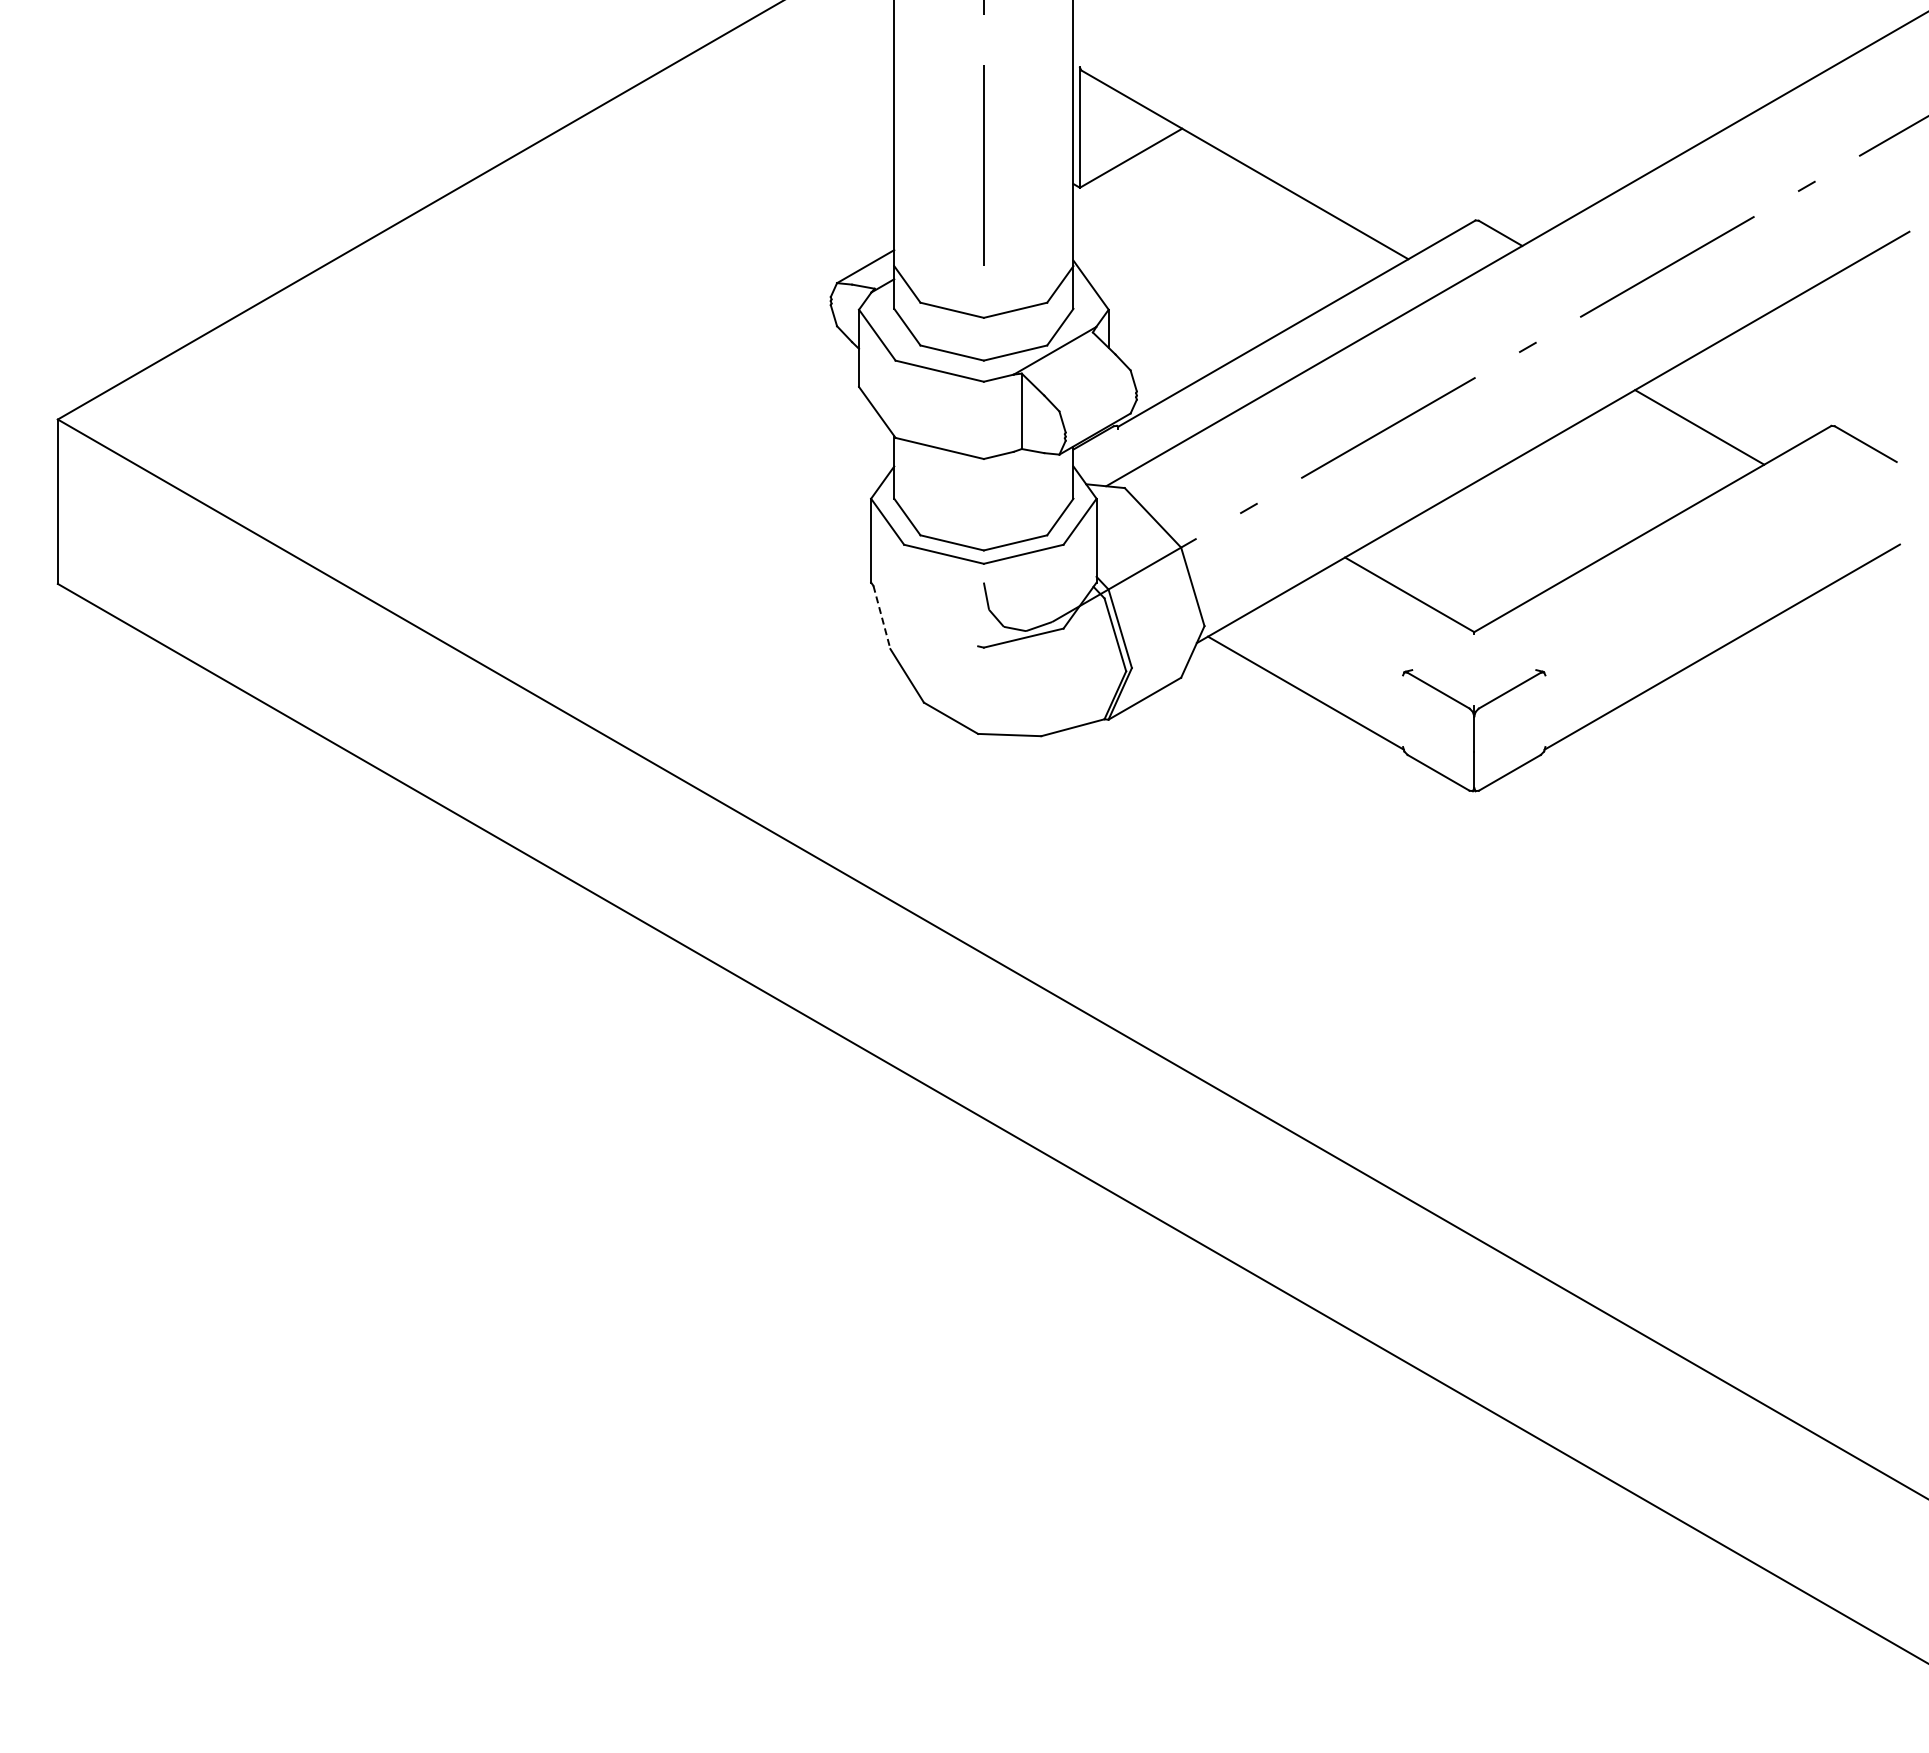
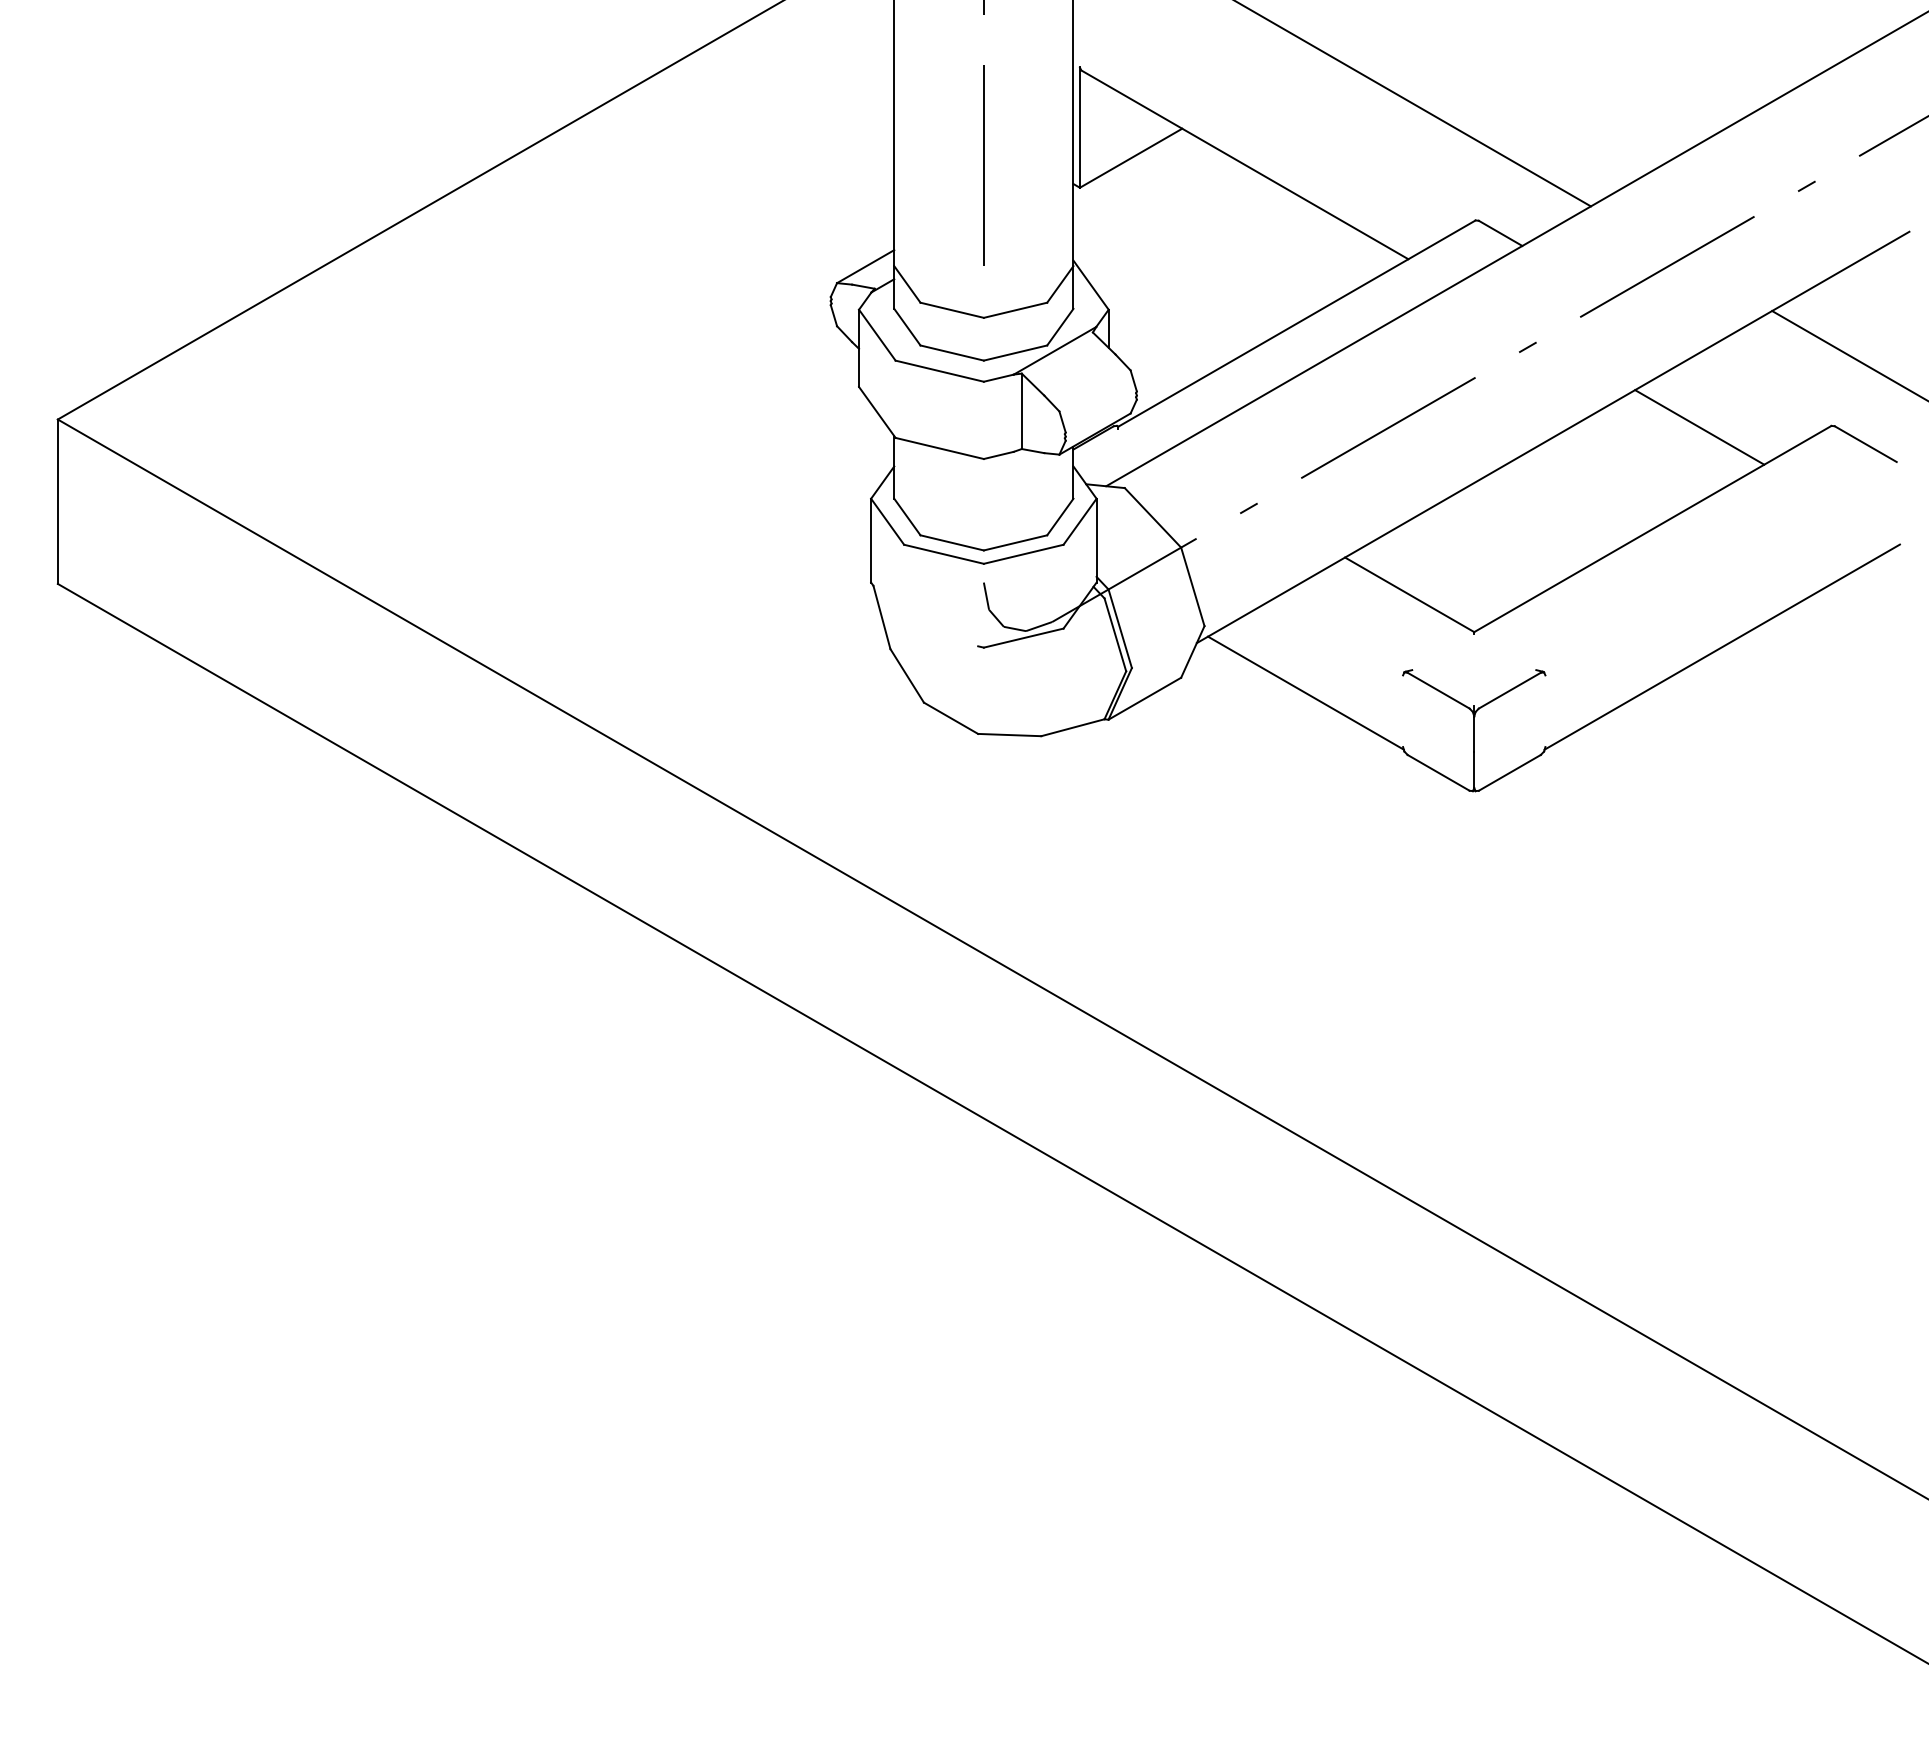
line: none -> present (1413, 104)
line: none -> present (1848, 355)
line: dashed -> solid (881, 617)
